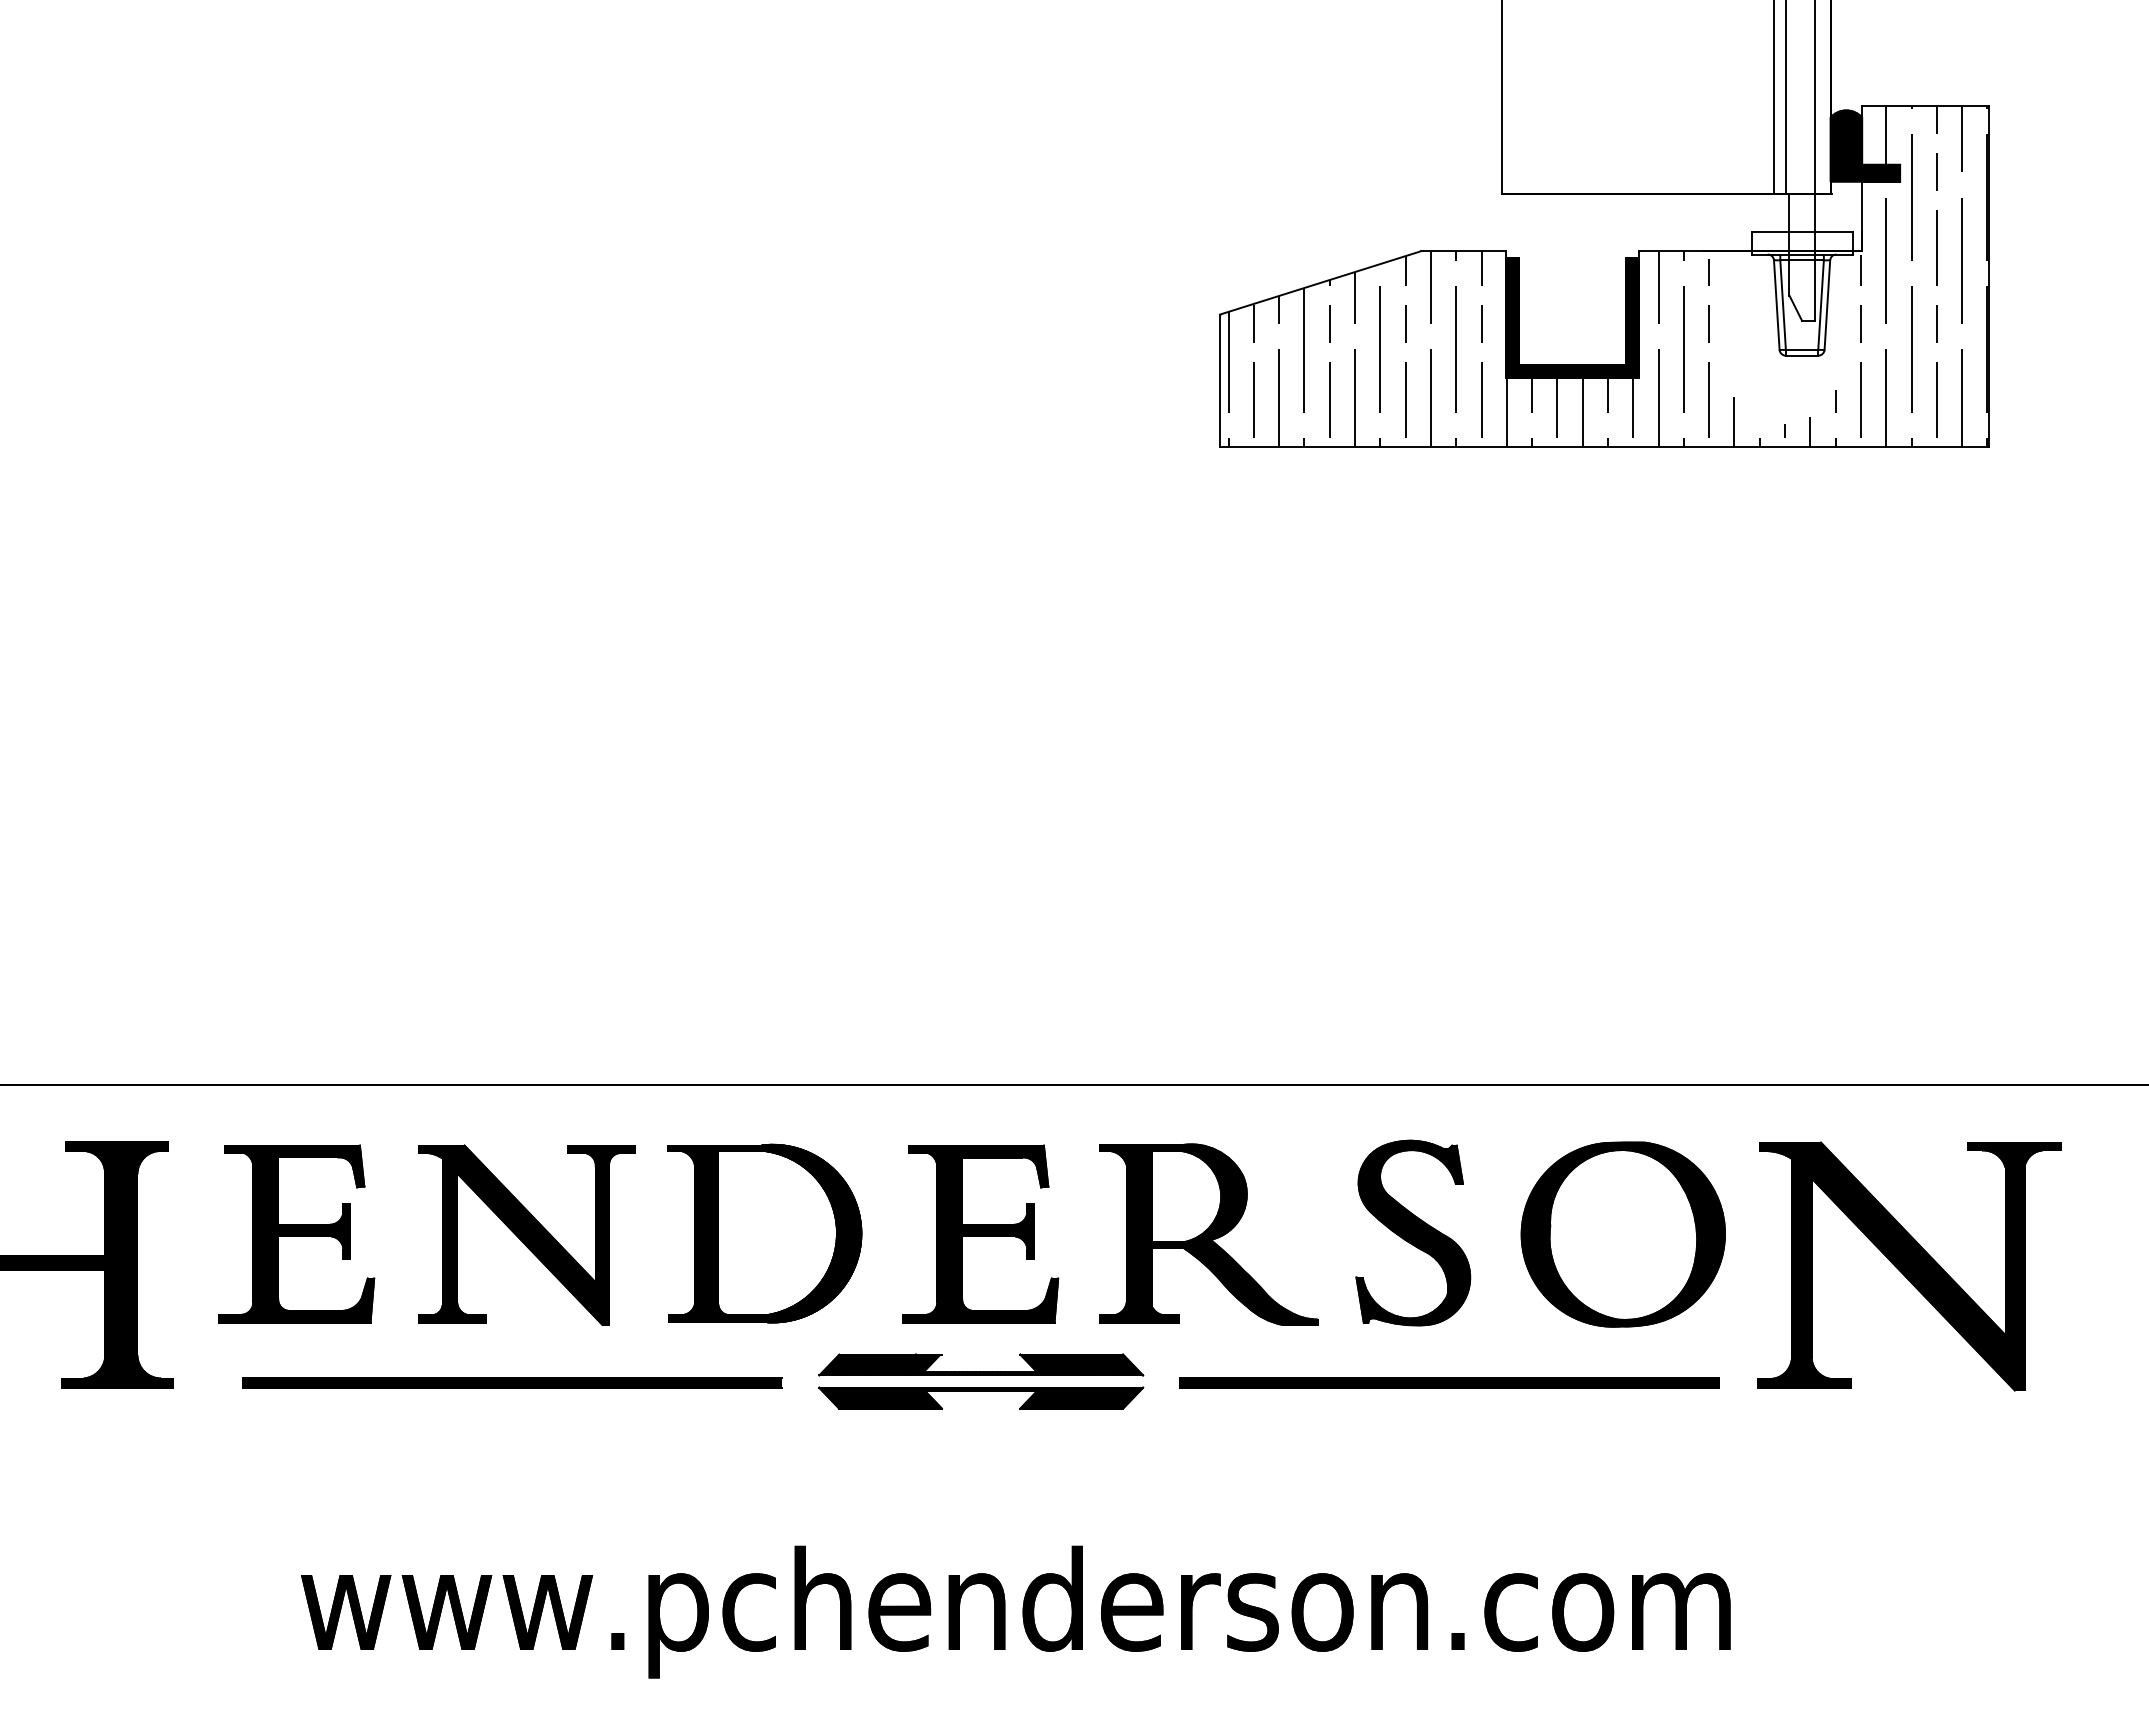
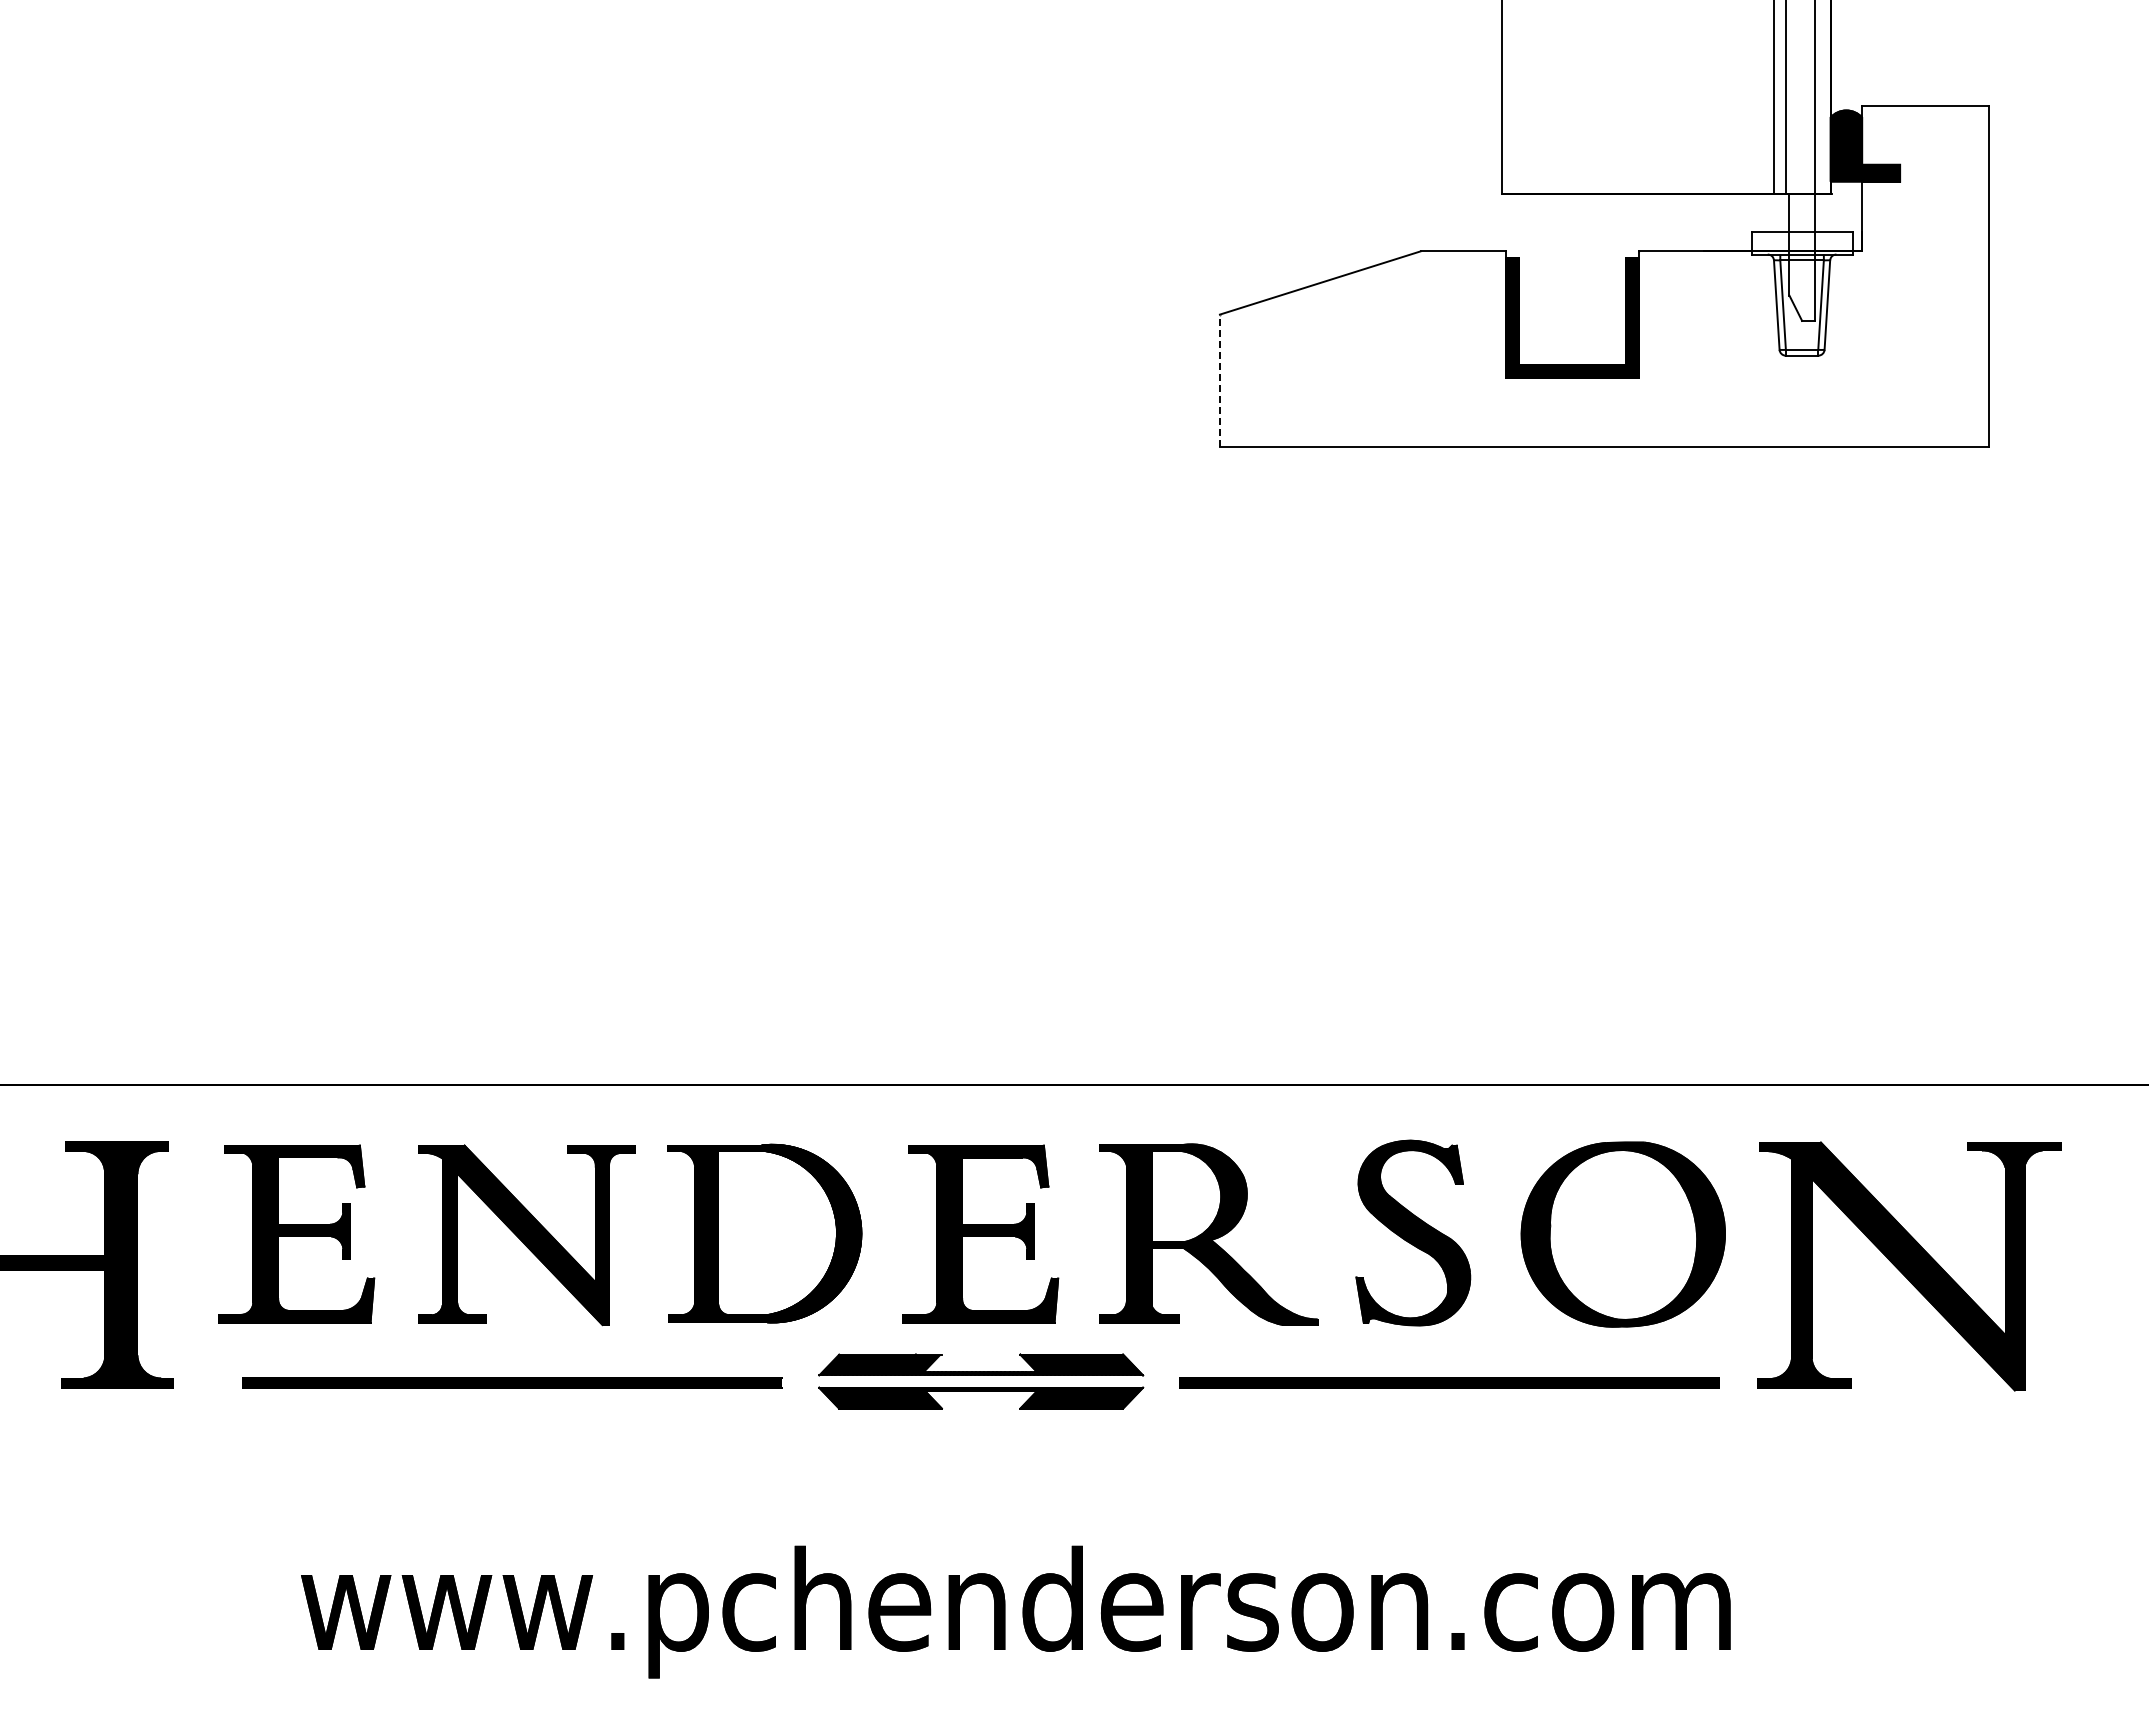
hatch: present -> none (1607, 276)
line: solid -> dashed (1219, 380)
